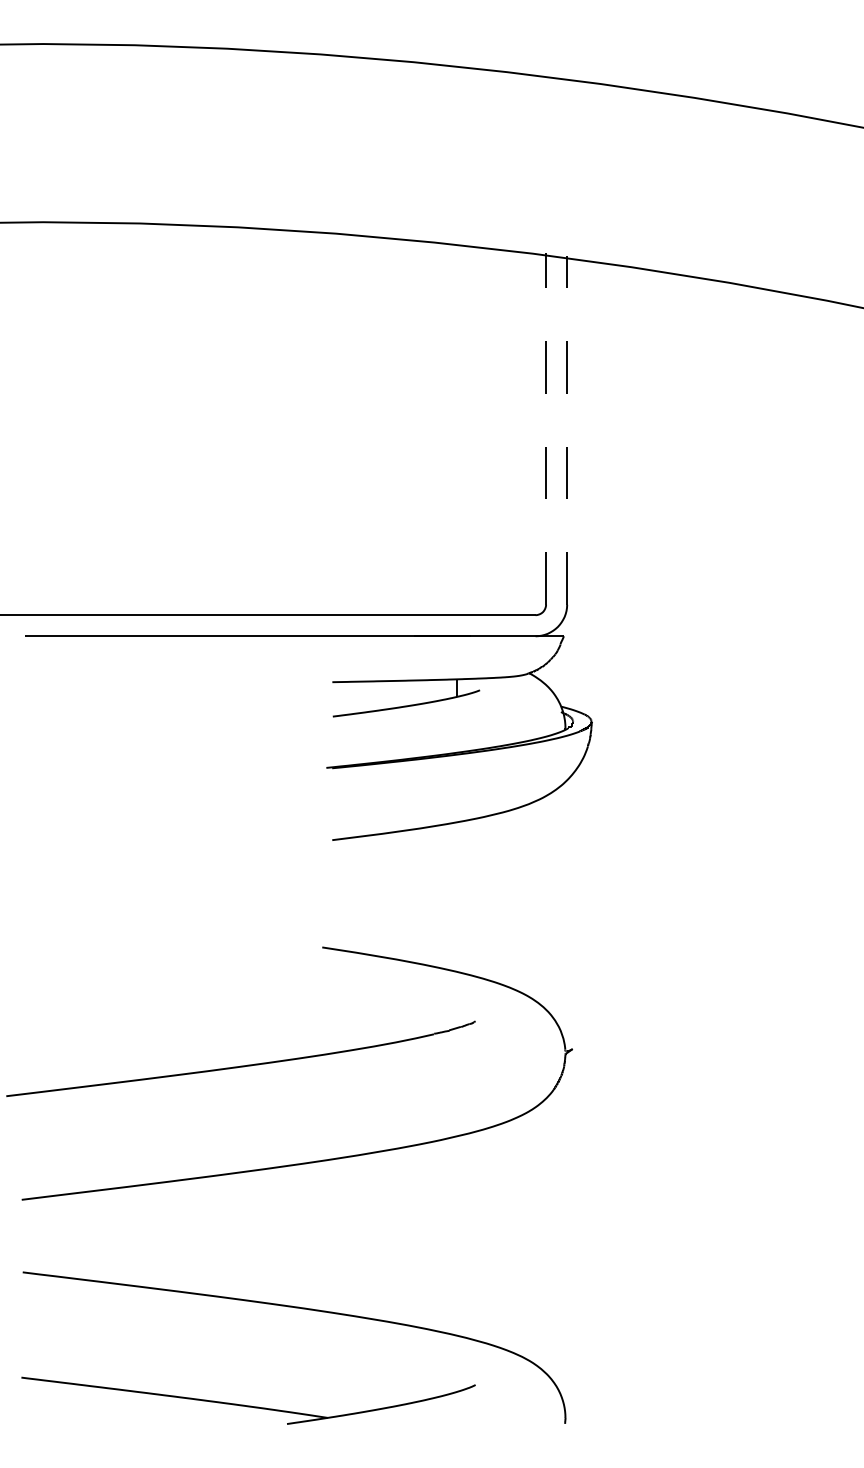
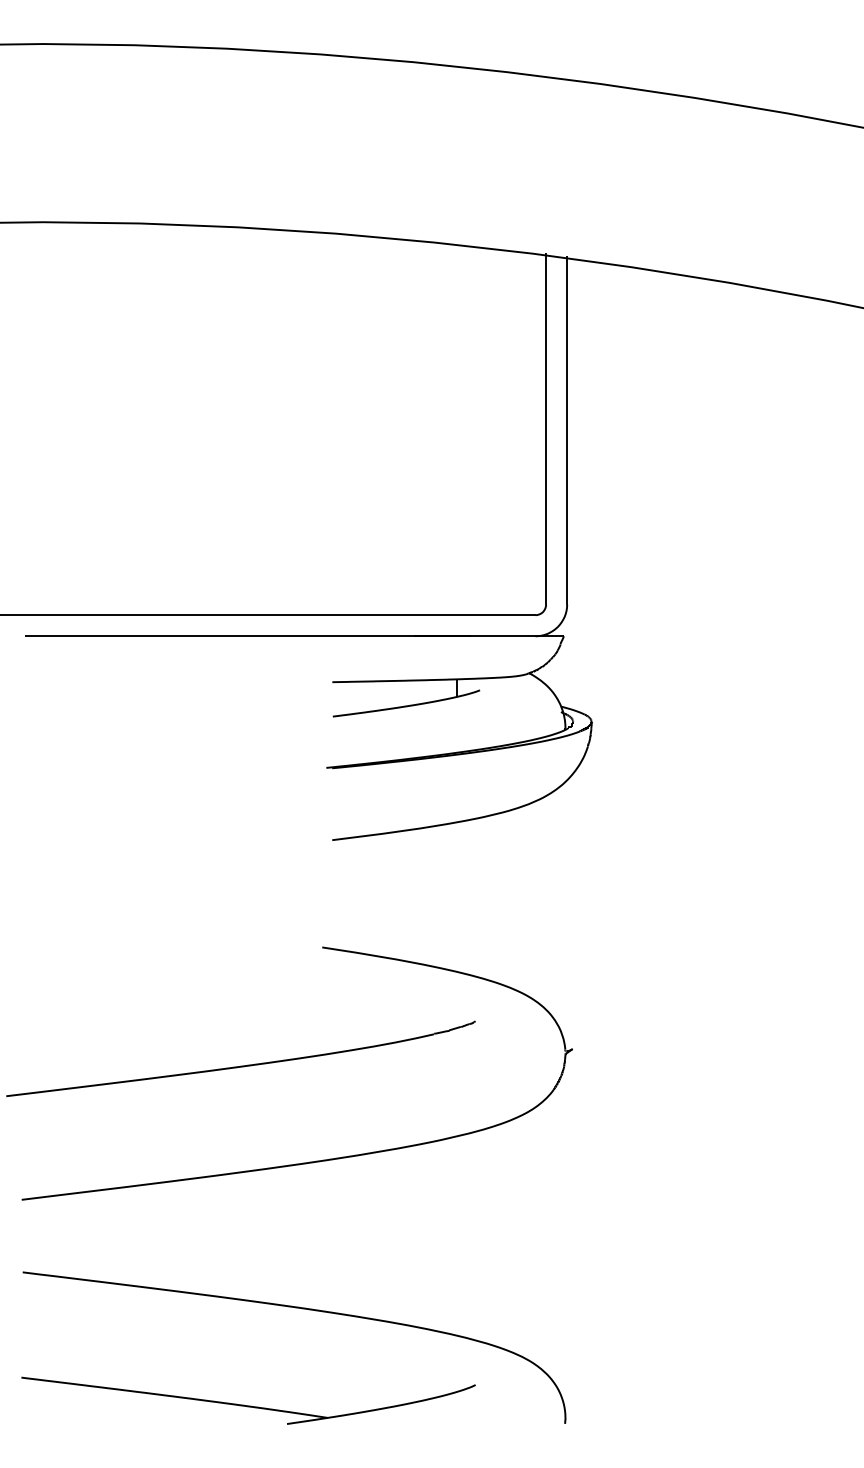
line: dashed -> solid (546, 428)
line: dashed -> solid (567, 430)
